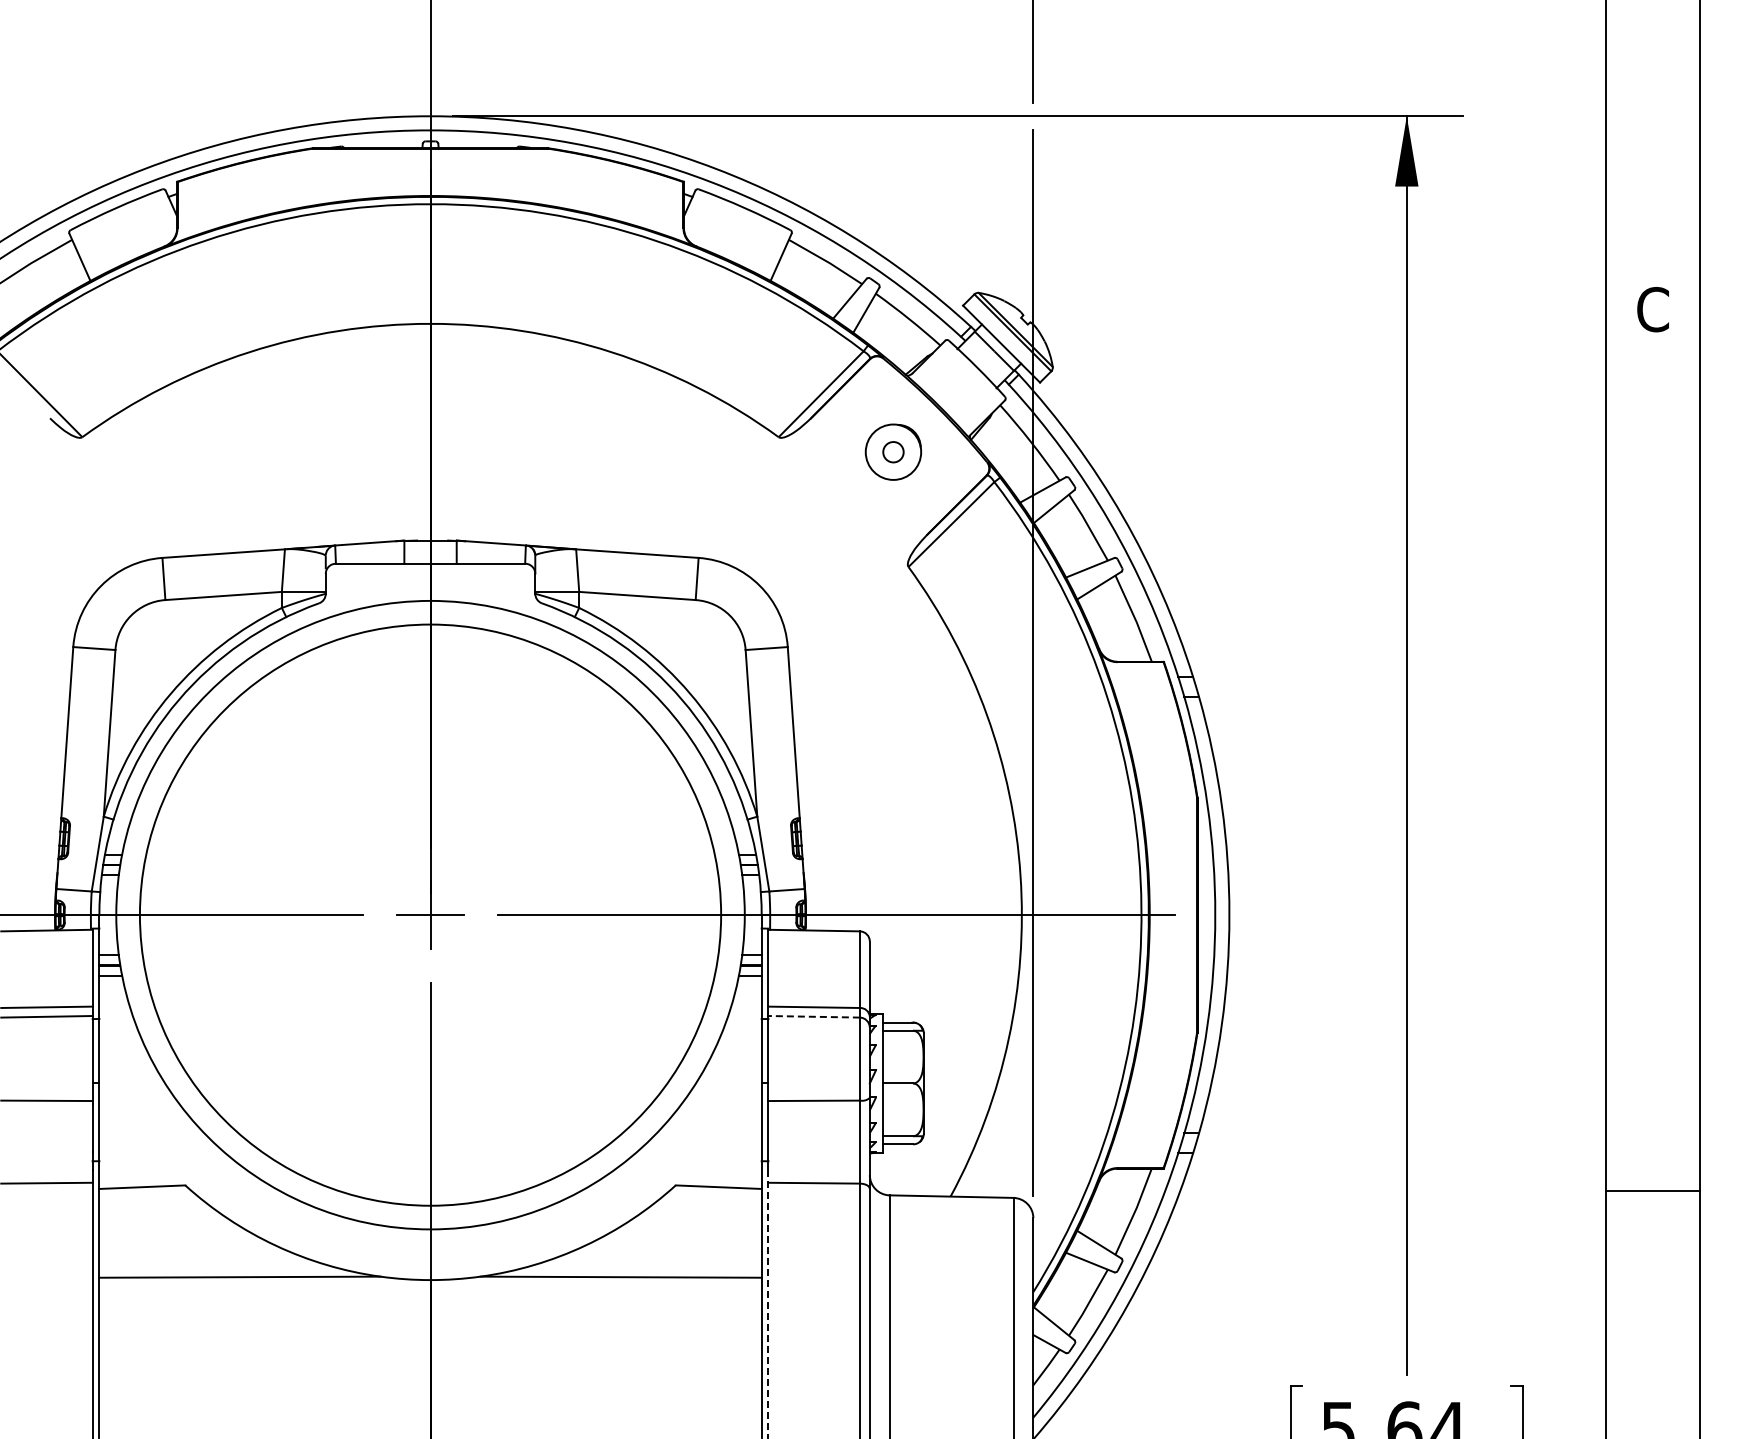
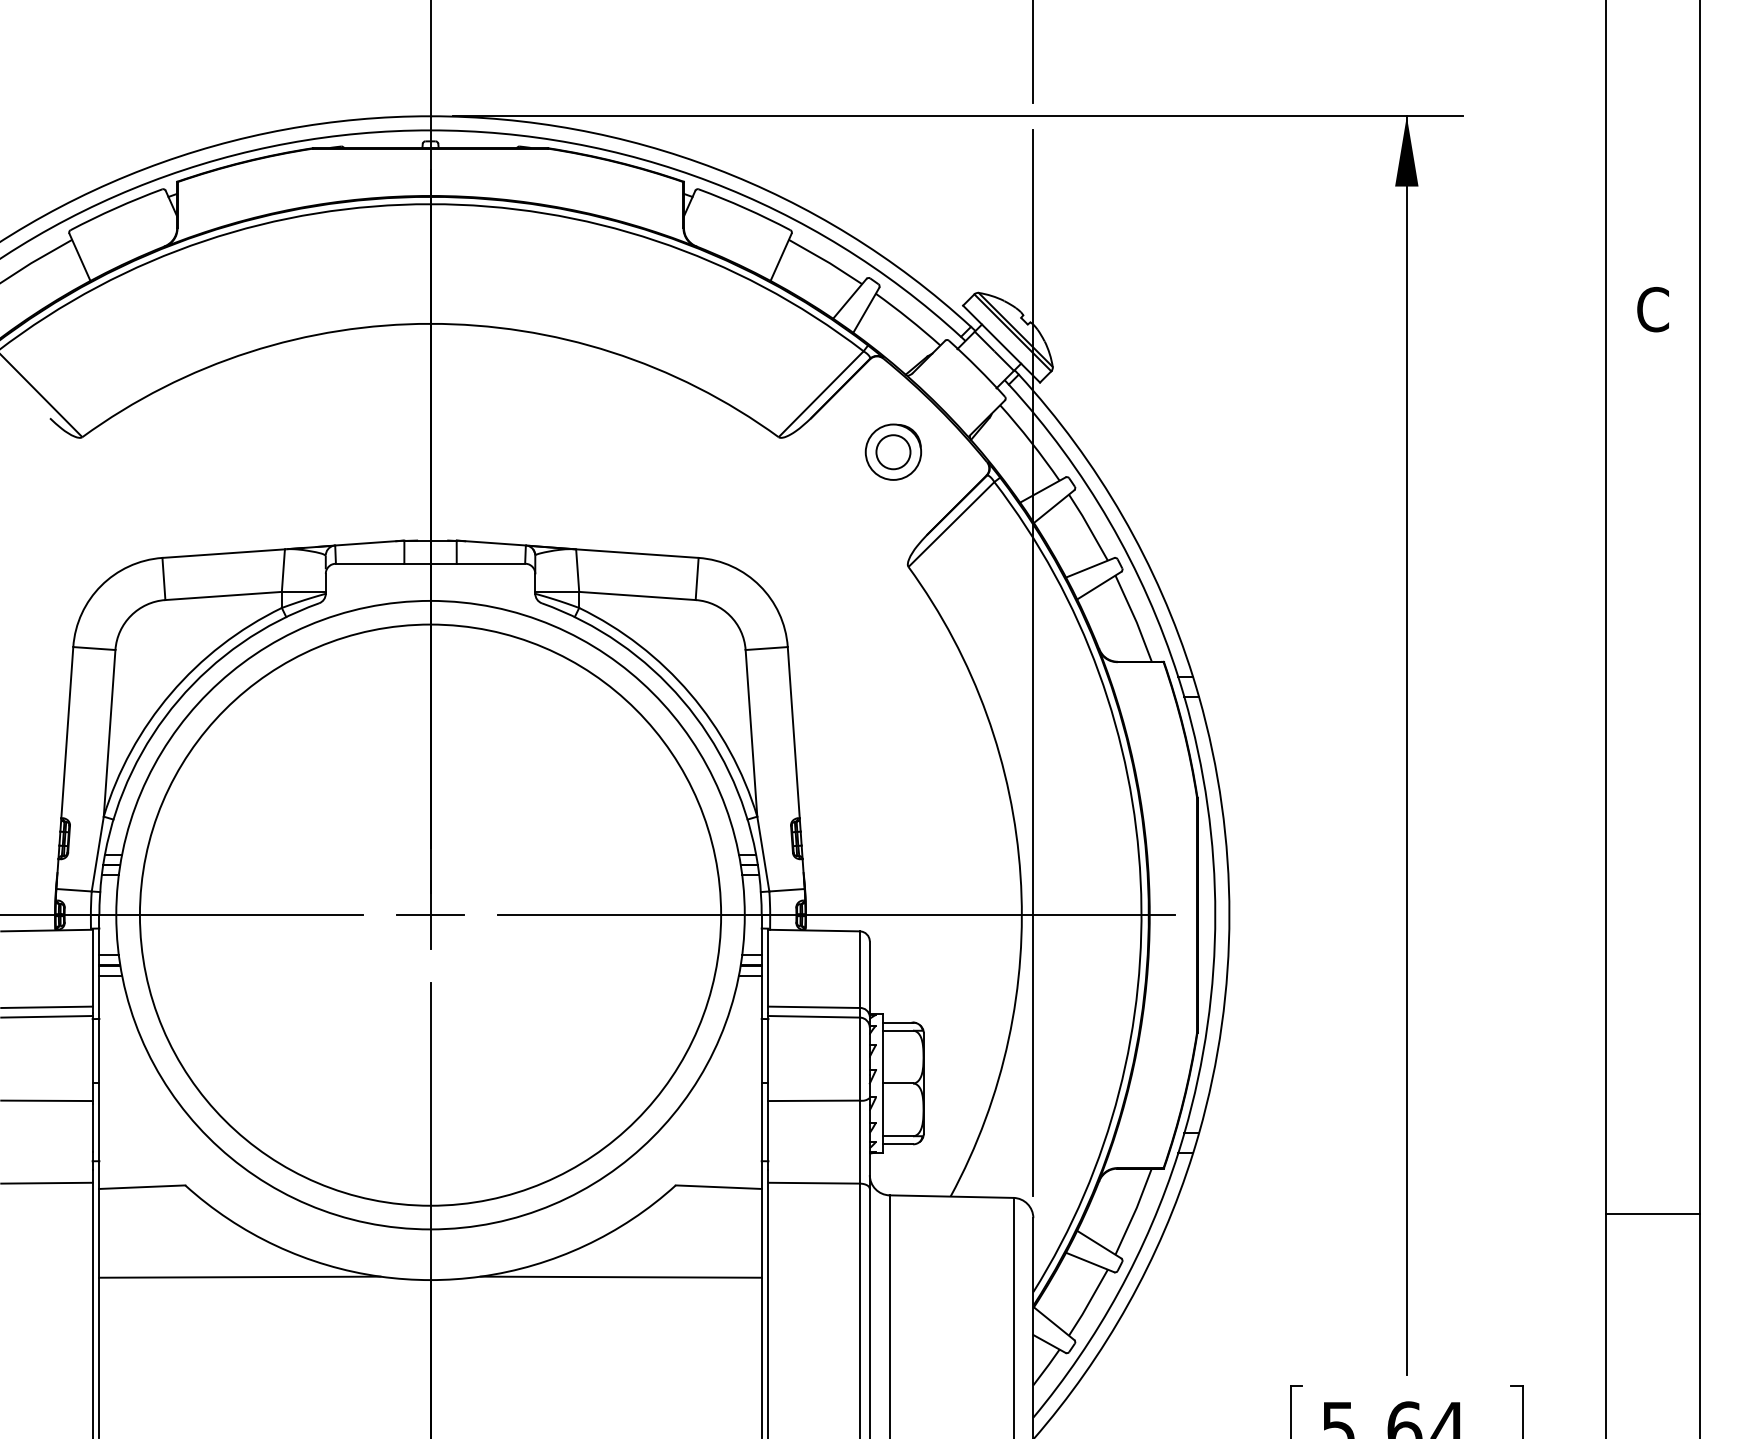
circle diameter: 20 px -> 34 px (893, 452)
line: dashed -> solid (814, 1016)
line position: (1652, 1191) -> (1652, 1214) (1652, 1214)
line: dashed -> solid (768, 1304)
